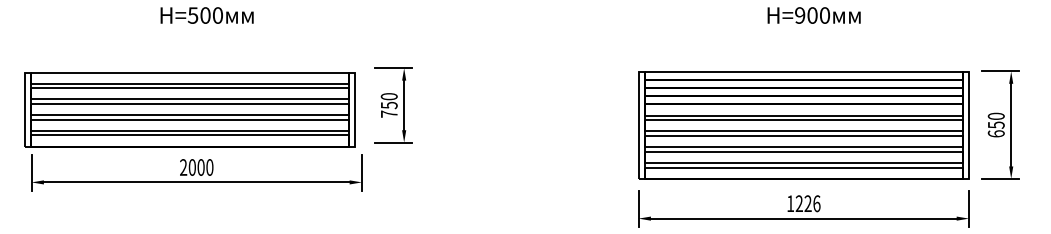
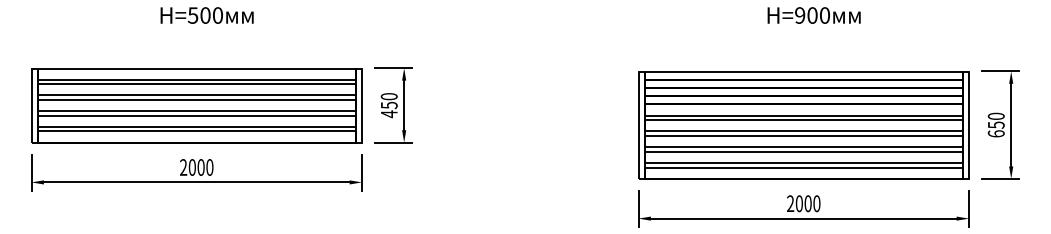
part position: (189, 109) -> (196, 105) (196, 105)
text: 750 -> 450 (389, 114)
text: 1226 -> 2000 (803, 203)
